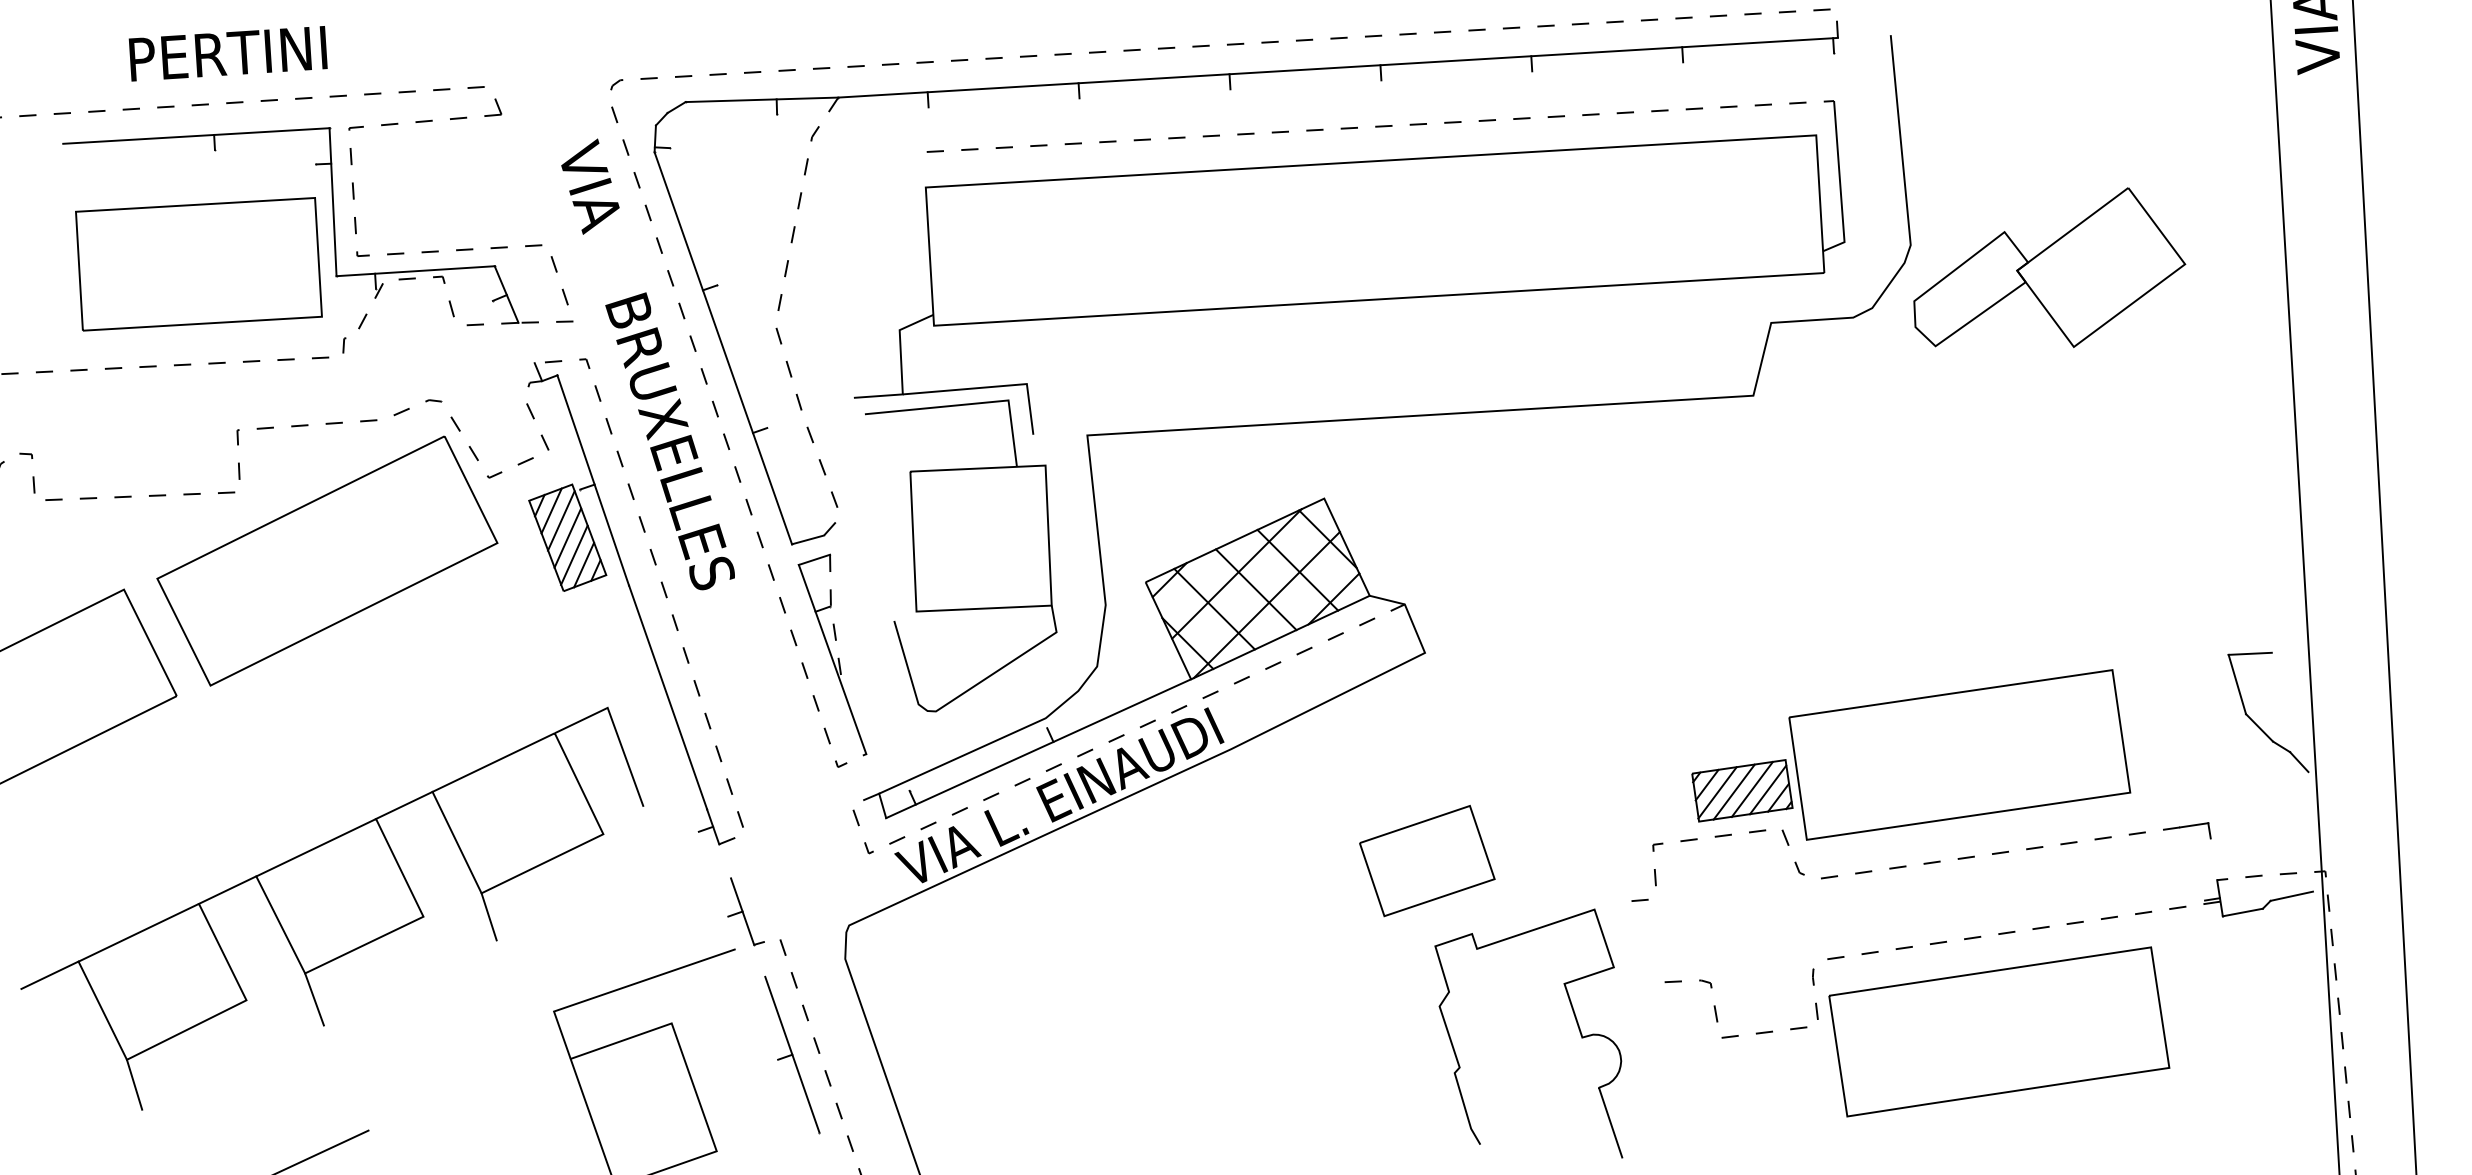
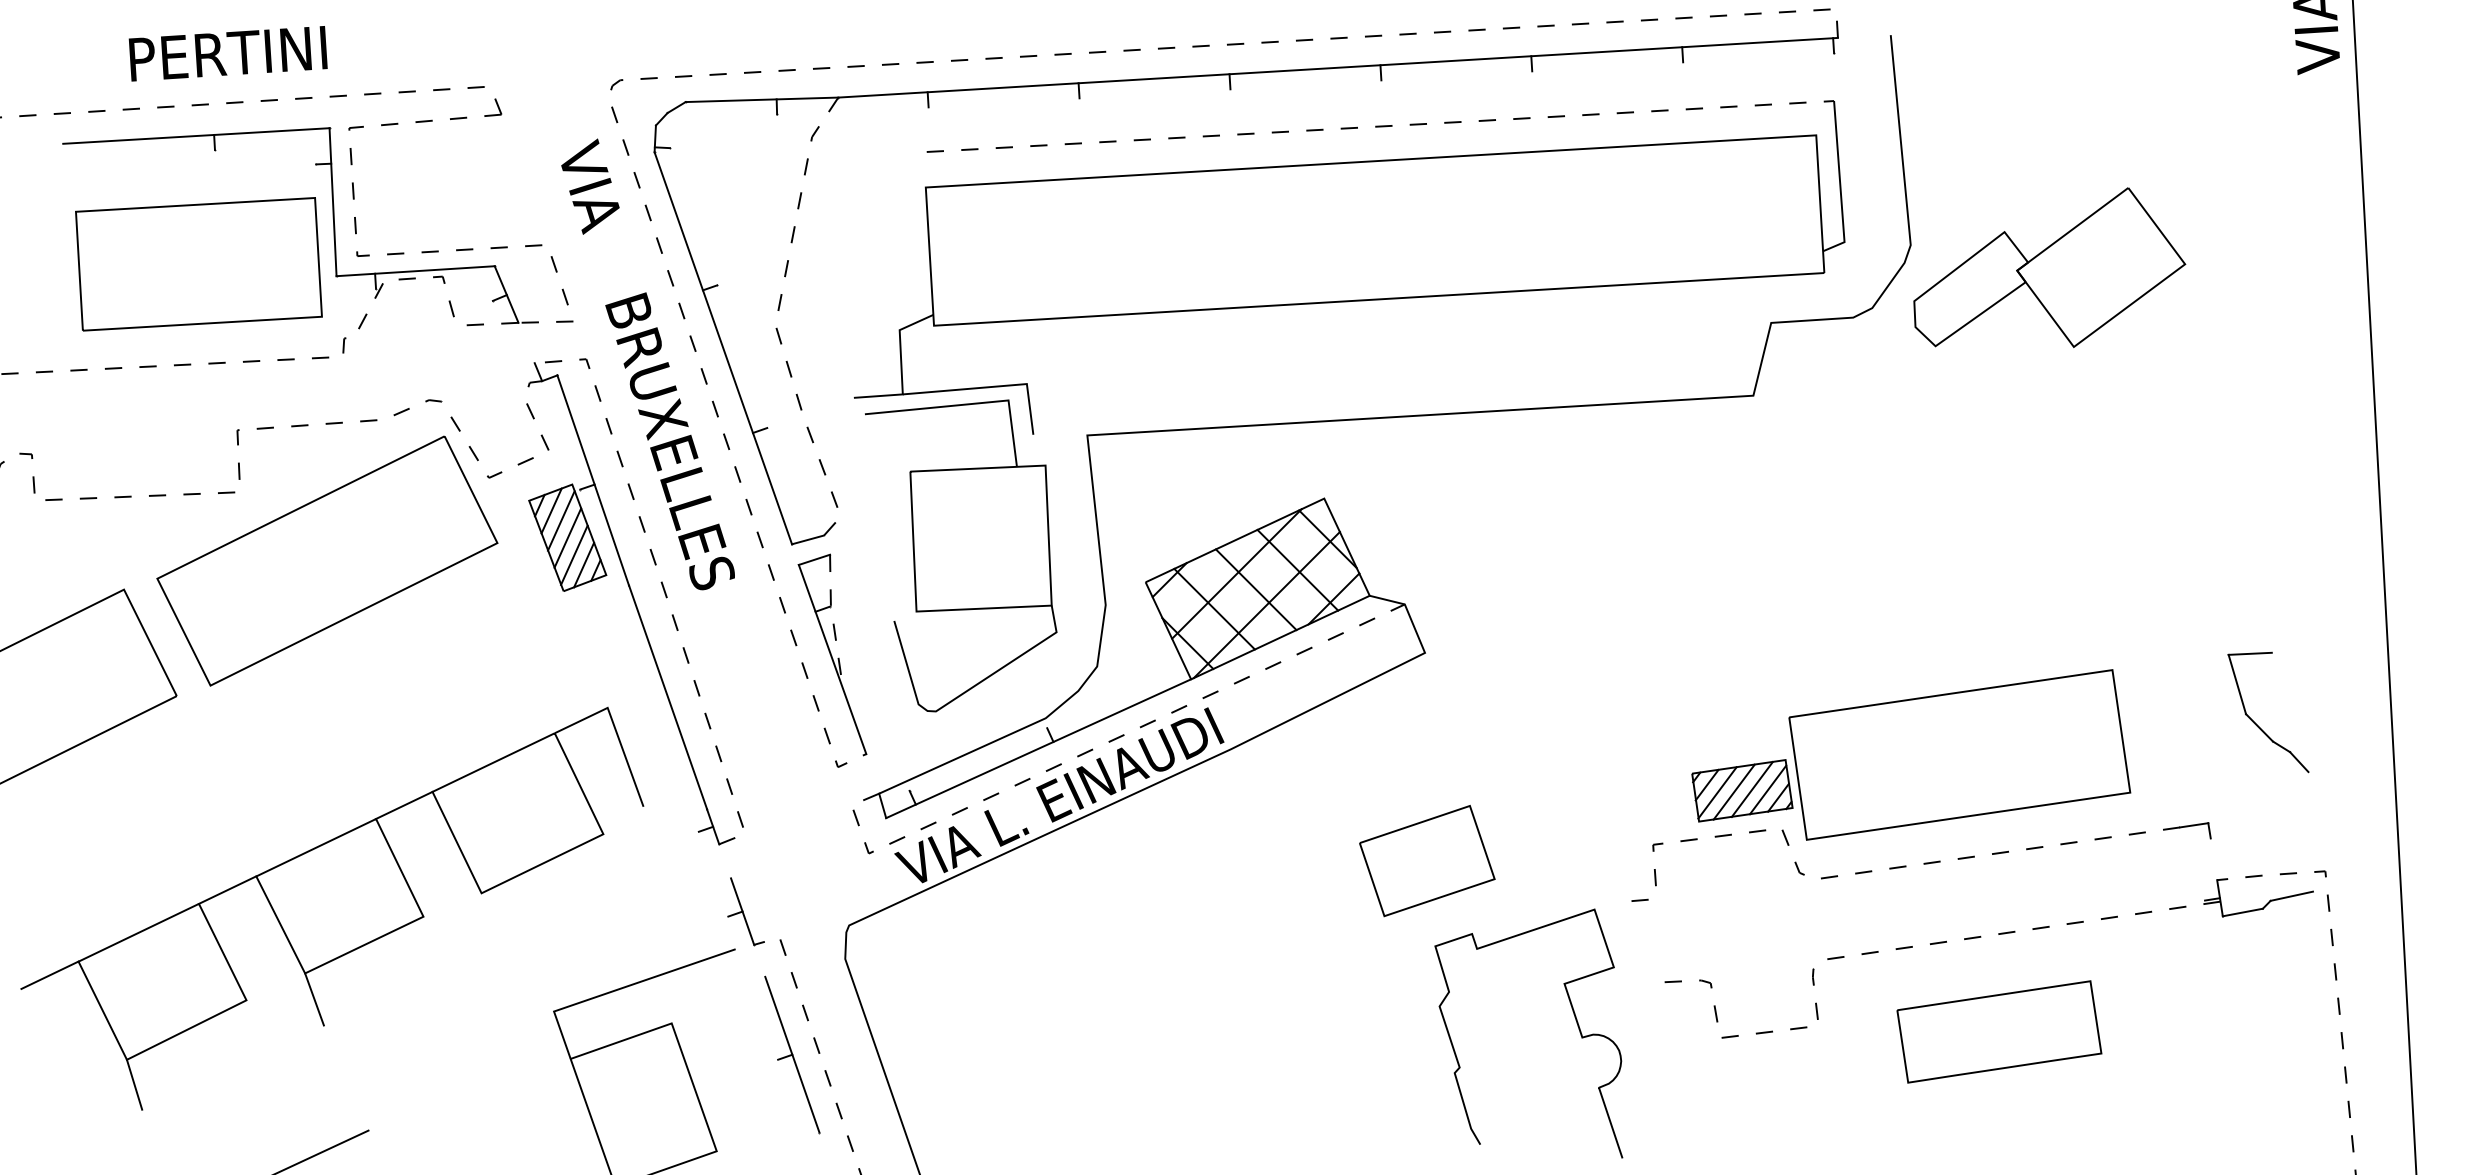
line: present -> none (2304, 586)
line: present -> none (488, 916)
part size: 343x172 px -> 207x104 px (1999, 1031)
